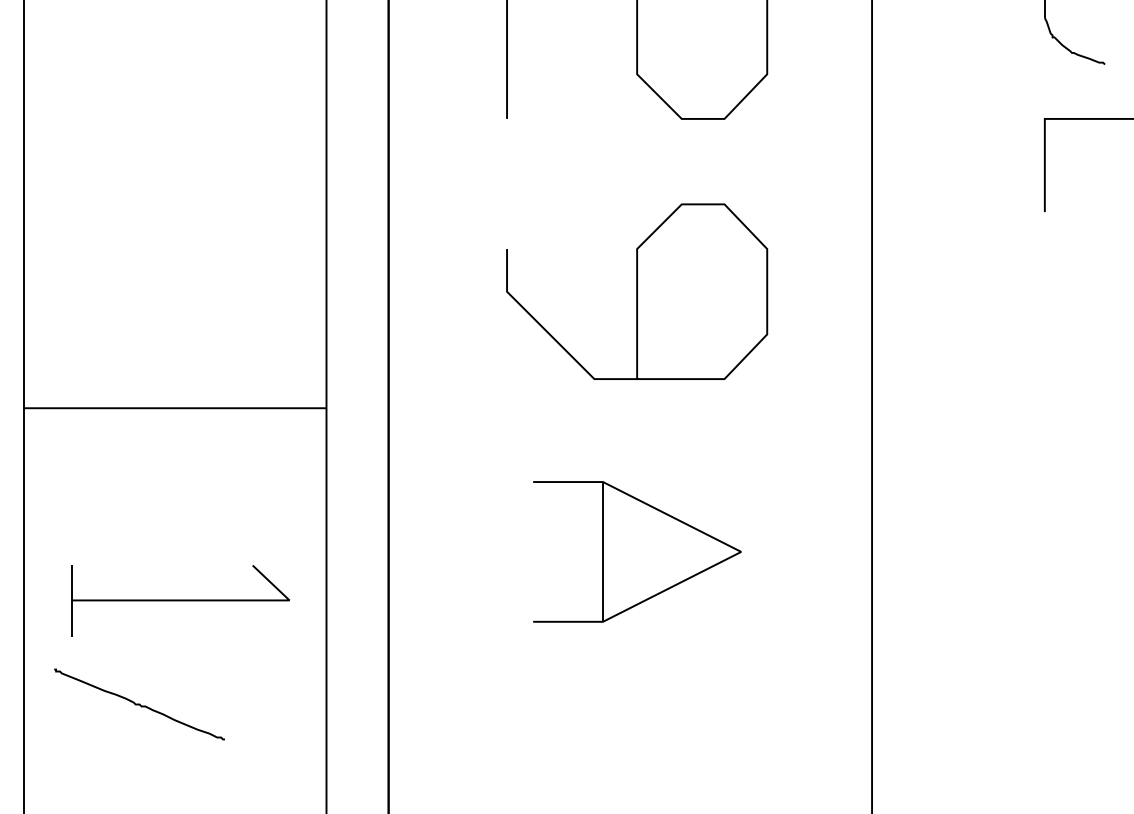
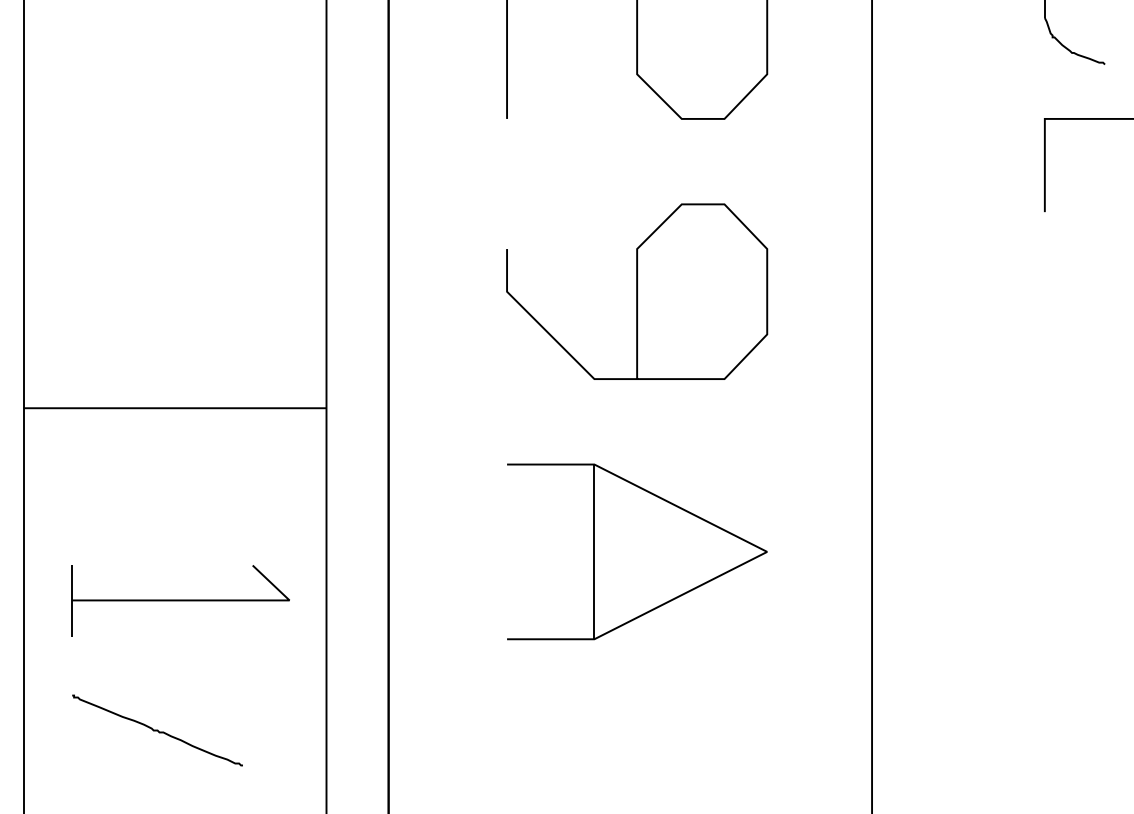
part size: 209x142 px -> 261x178 px (637, 551)
curve position: (139, 704) -> (157, 730) (157, 730)
